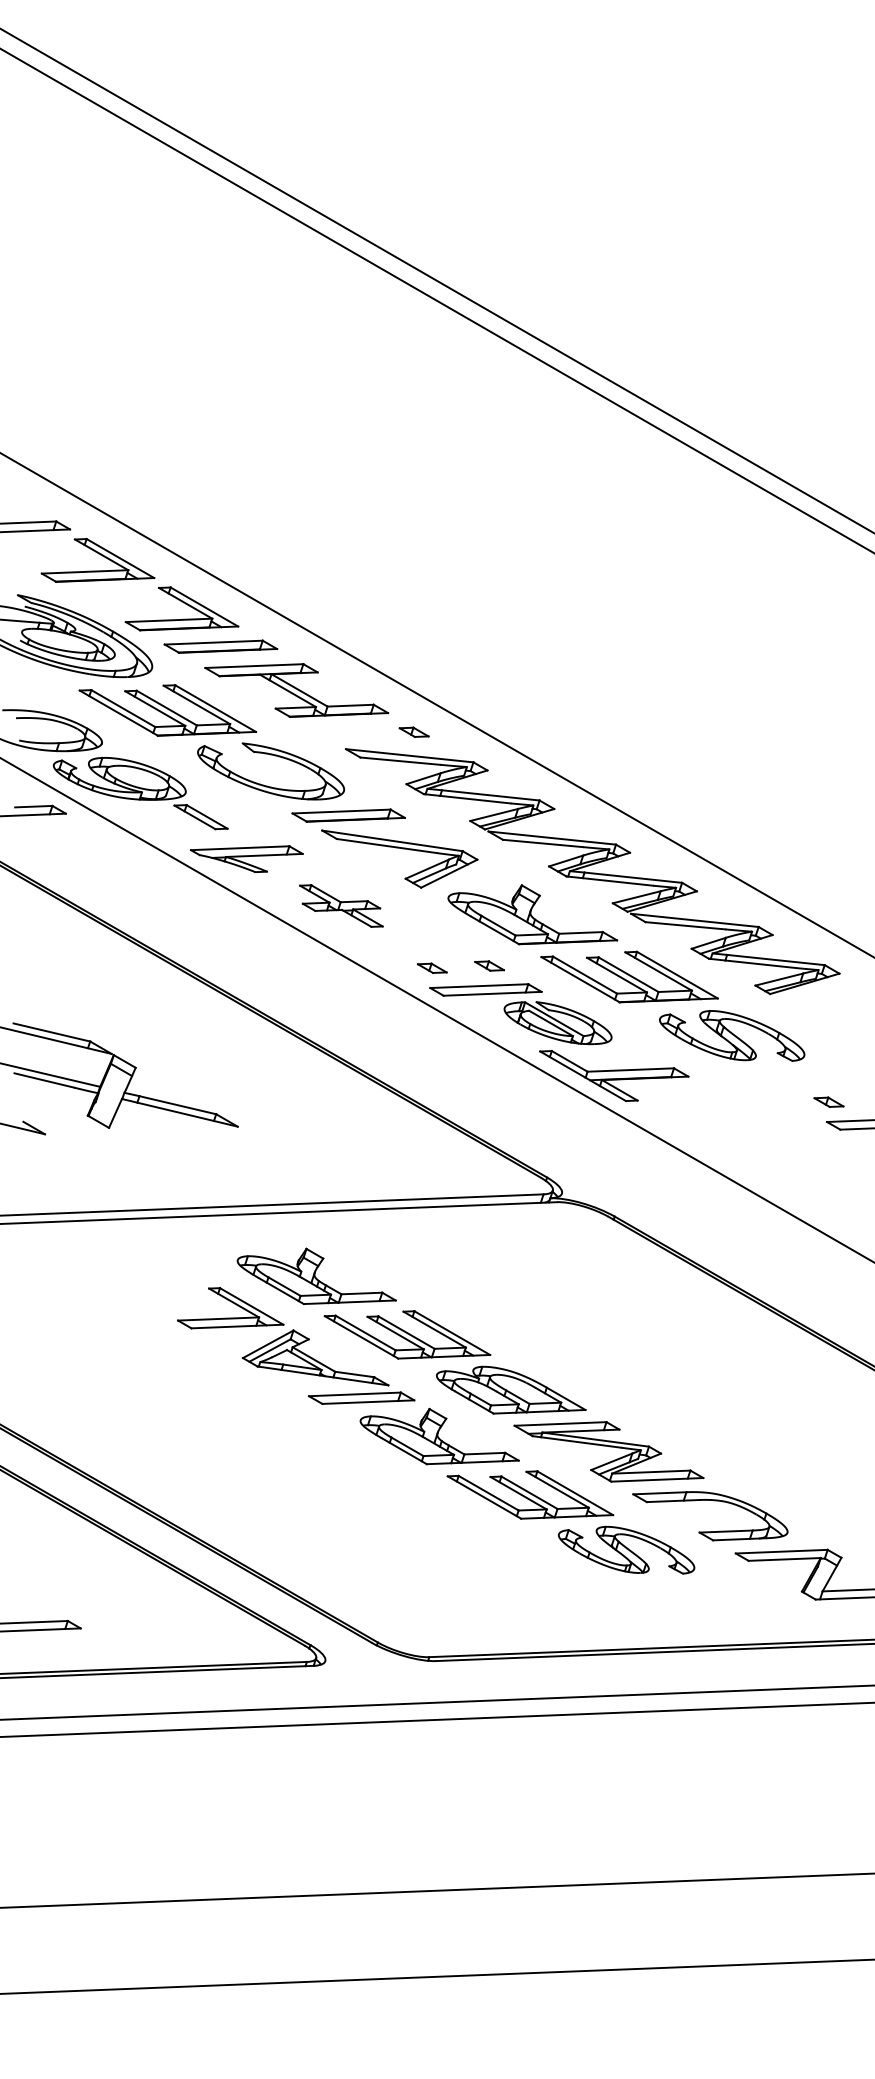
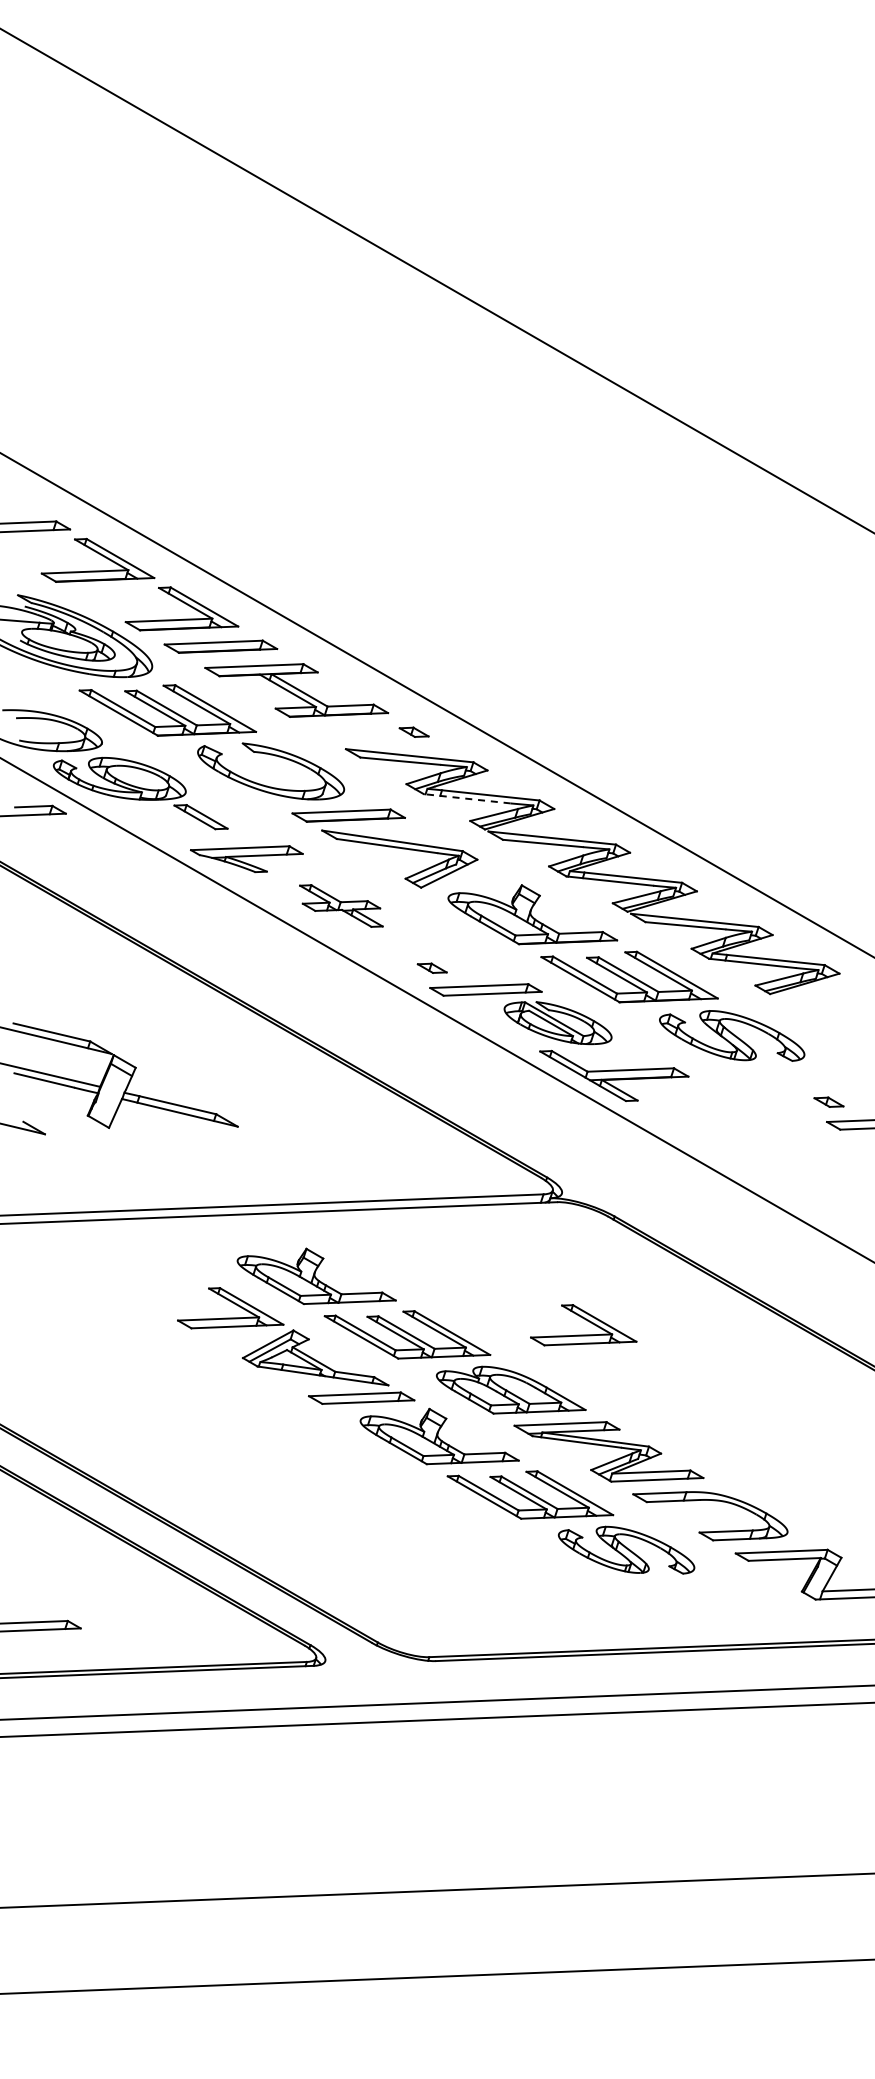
line: present -> none (436, 300)
line: solid -> dashed (467, 798)
part: present -> none (489, 965)
part: none -> present (583, 1325)
